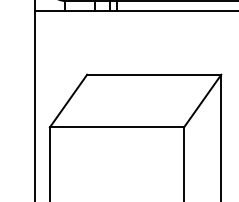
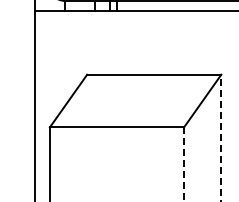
line: solid -> dashed (221, 137)
line: solid -> dashed (184, 164)
